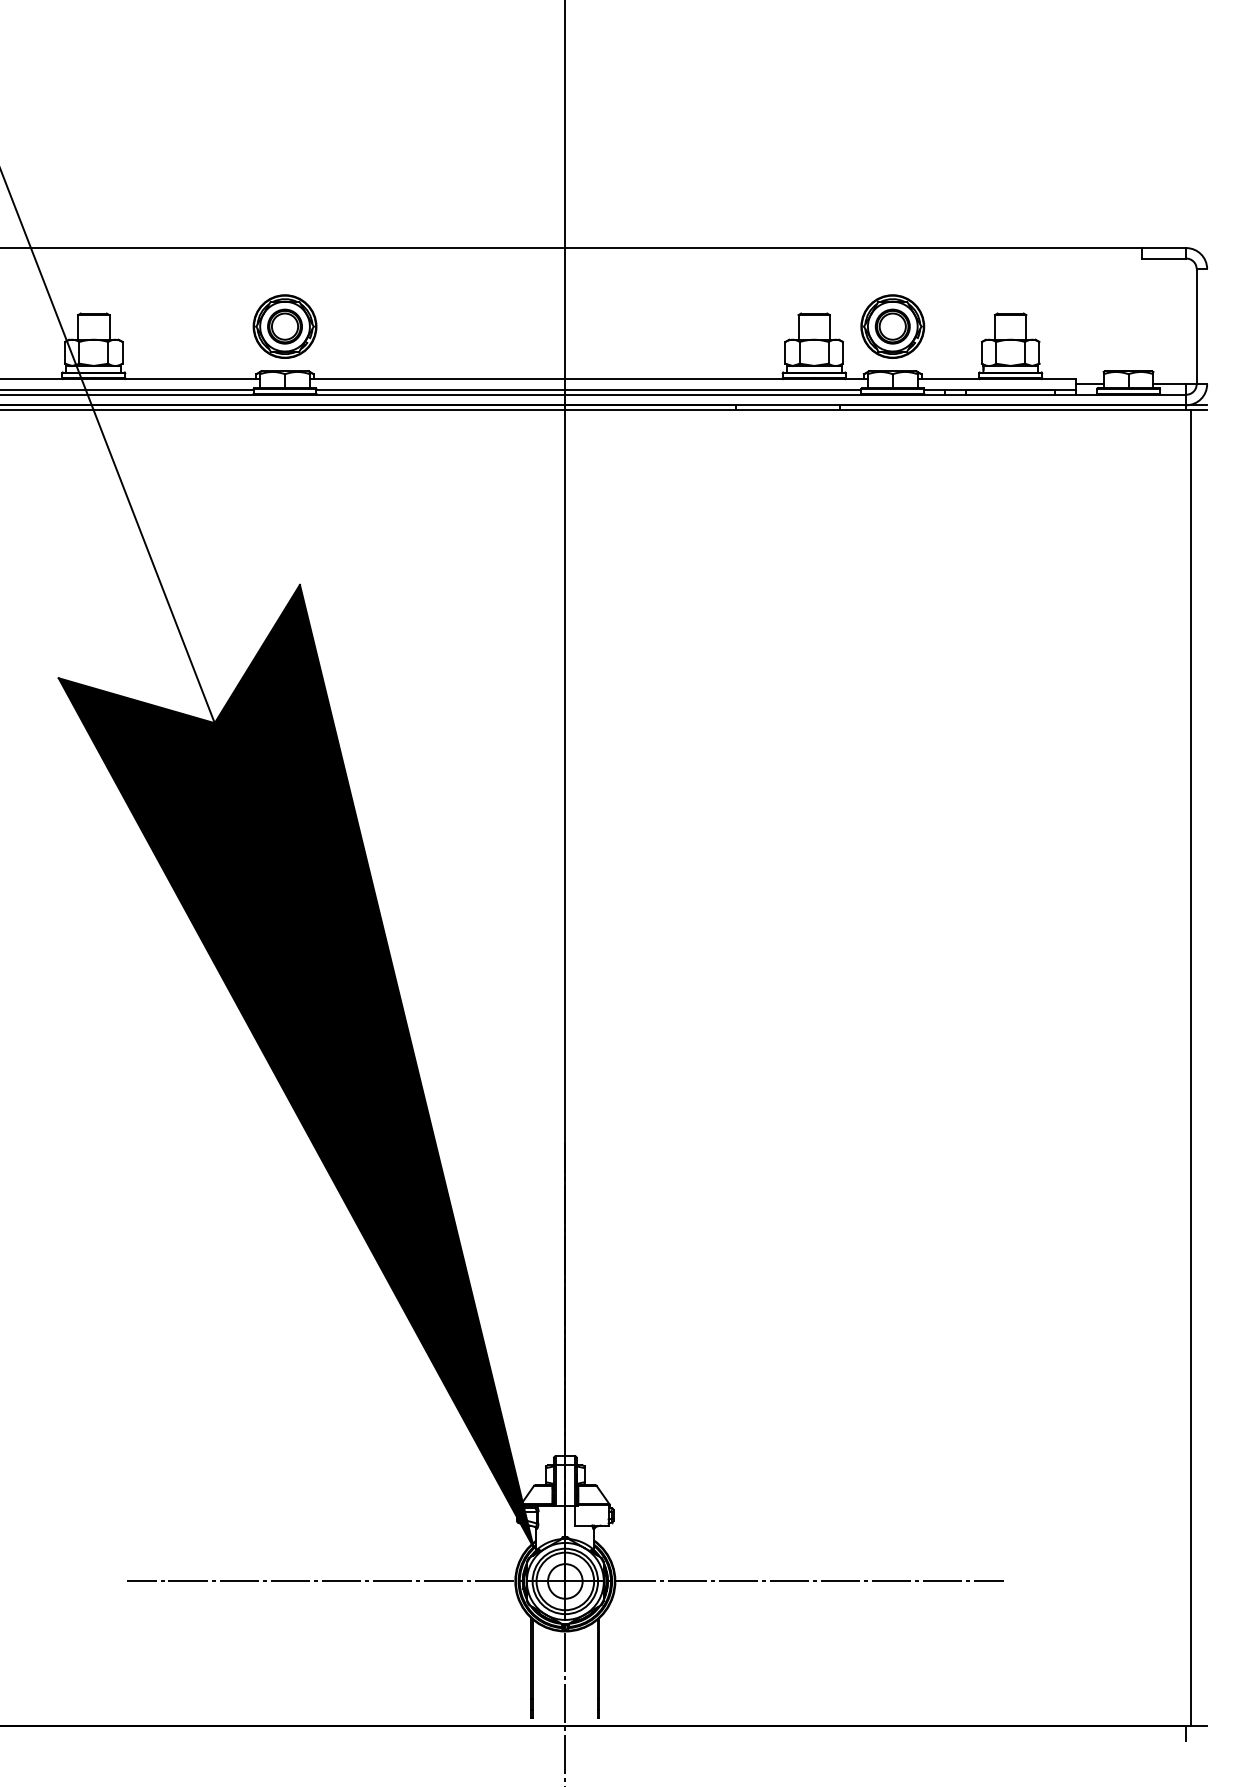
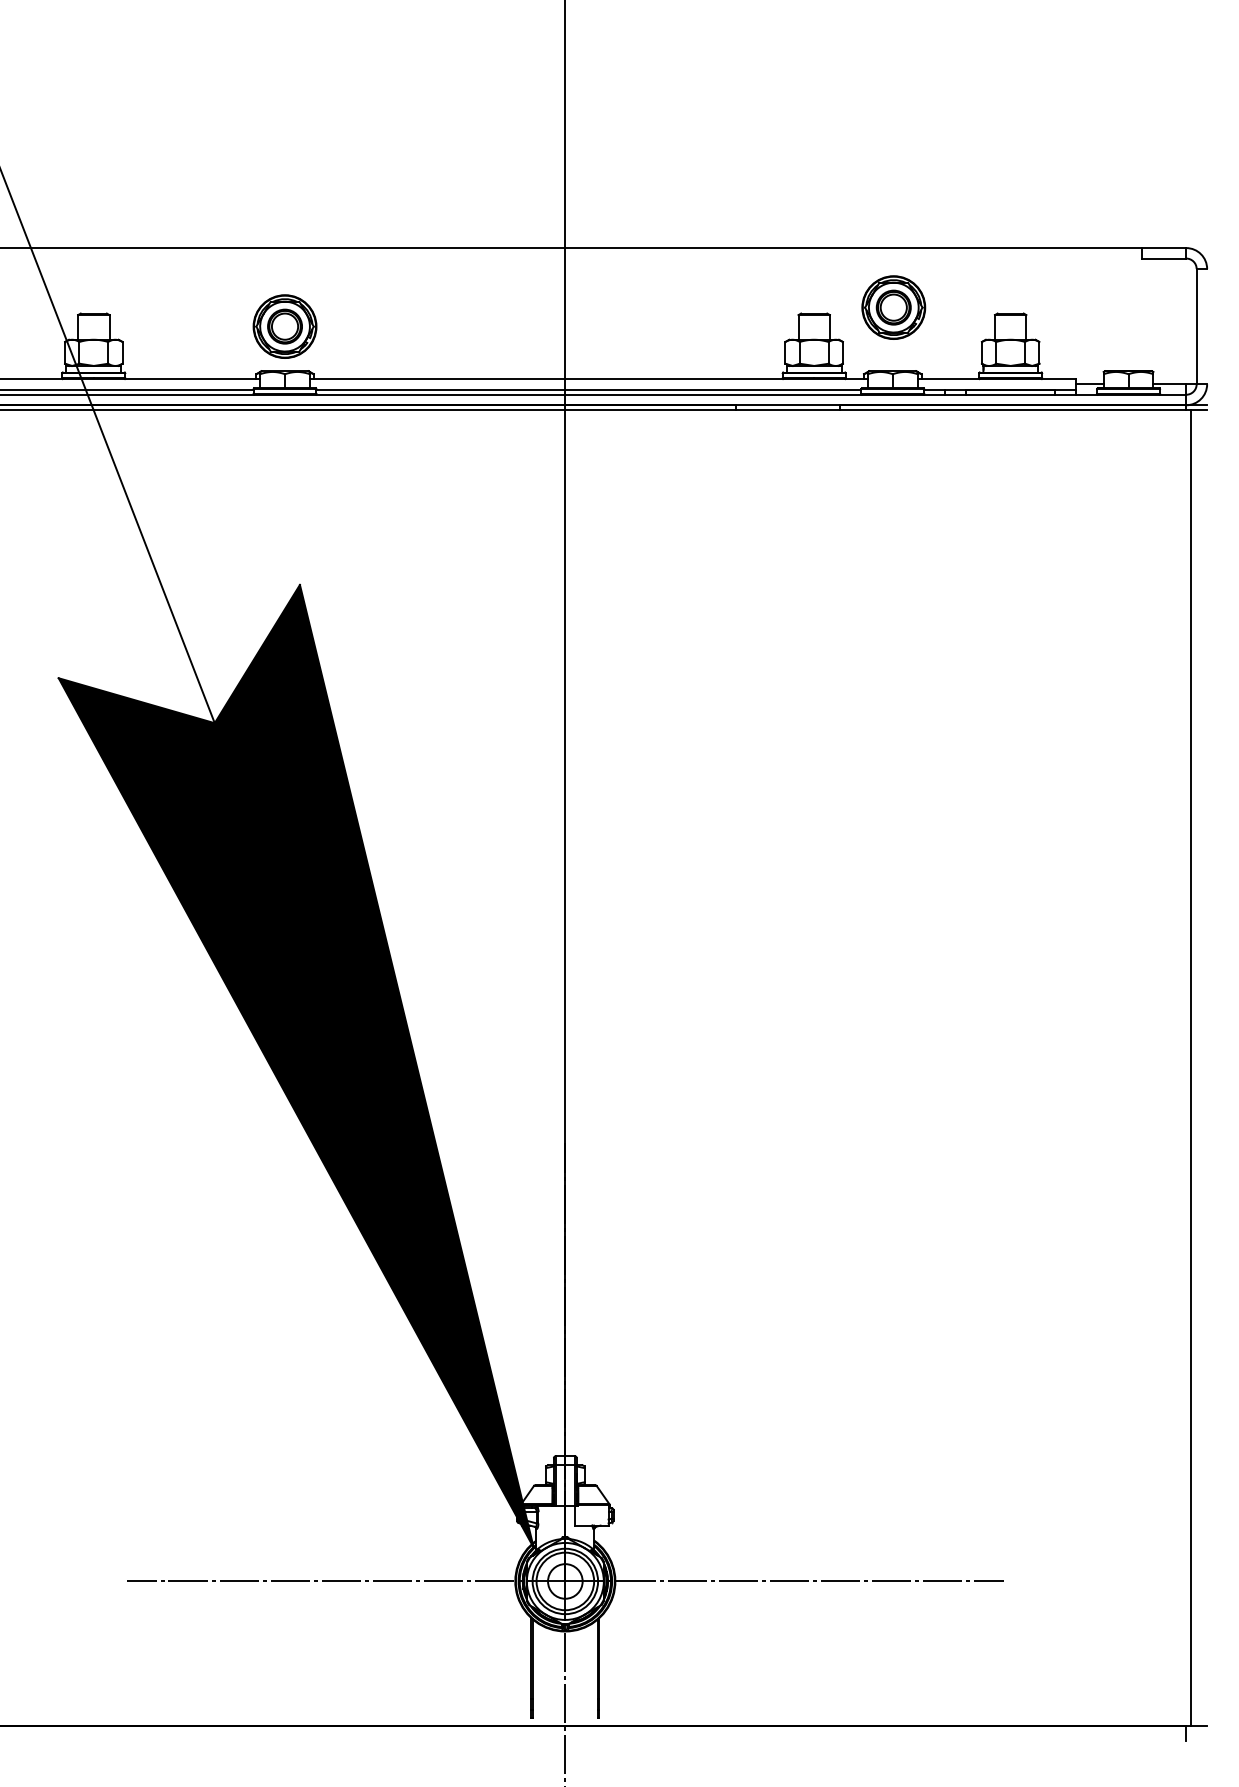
part position: (892, 326) -> (893, 307) (893, 307)
